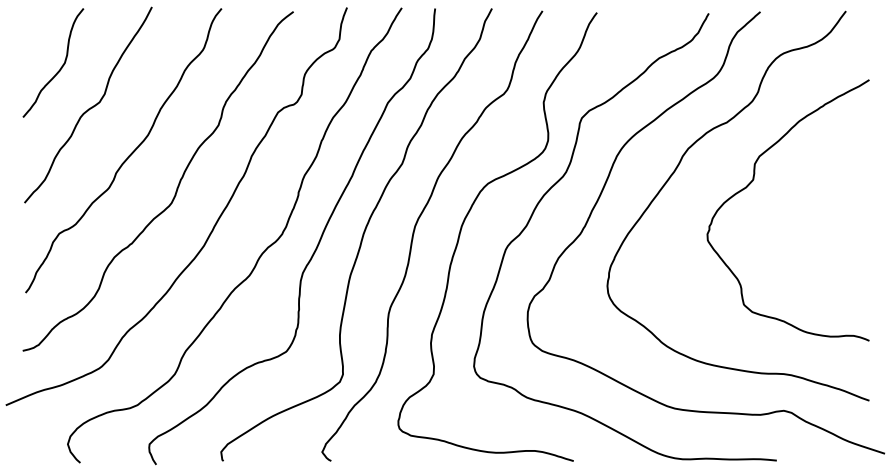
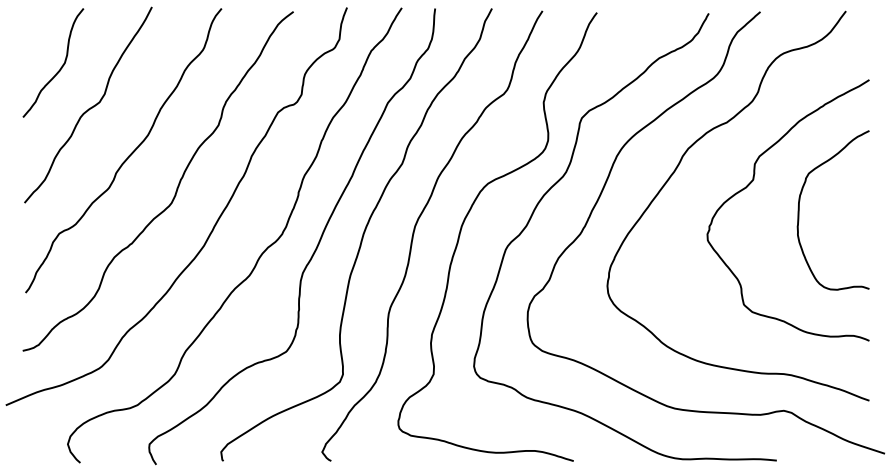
curve: none -> present (799, 210)
